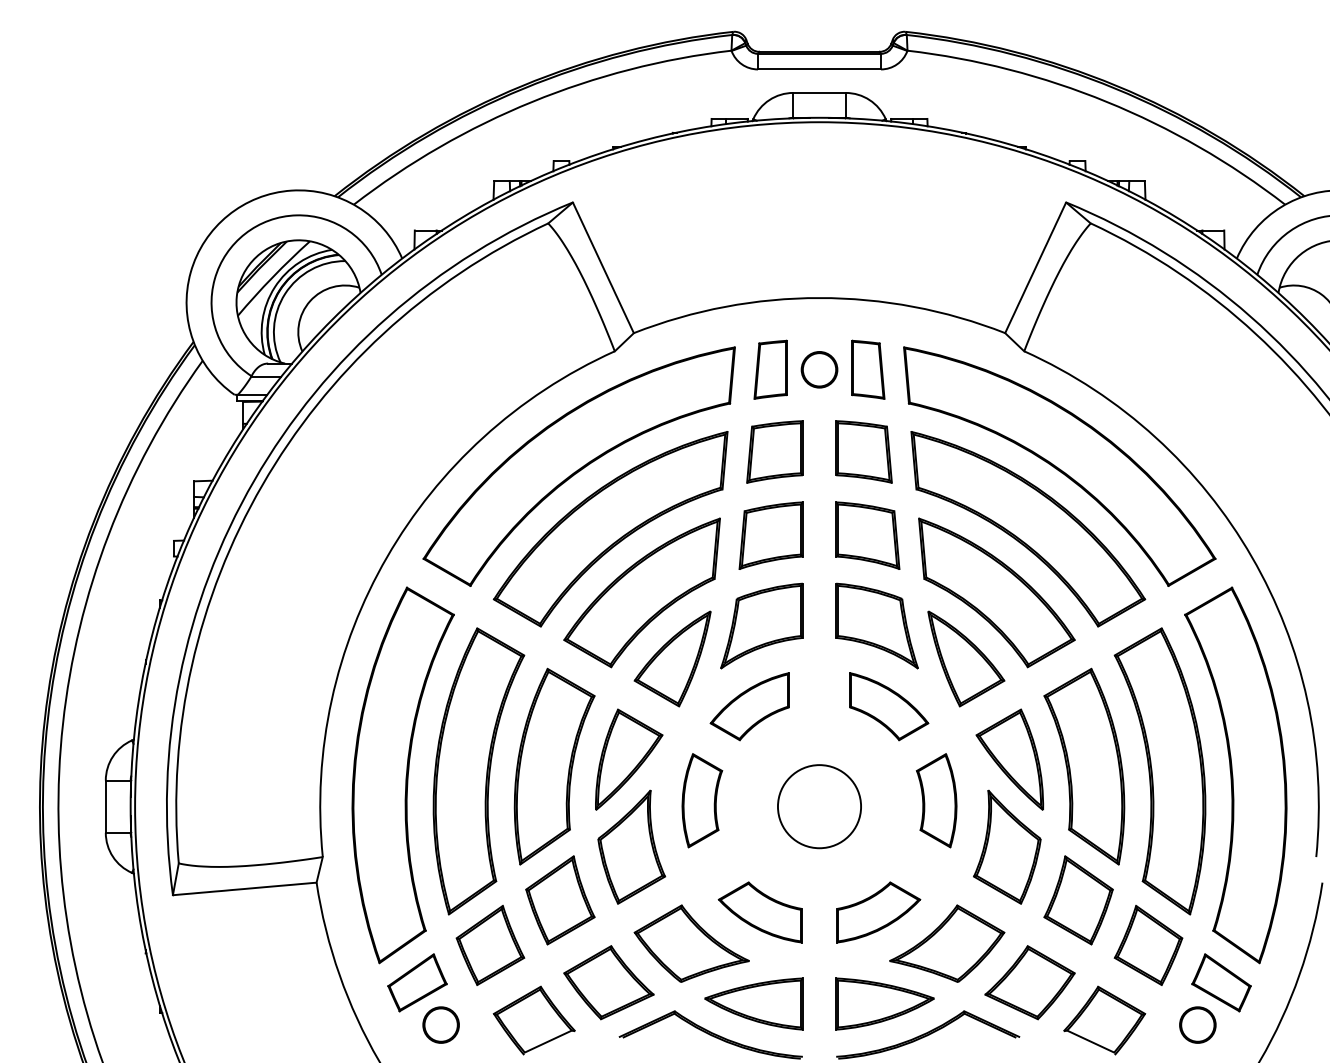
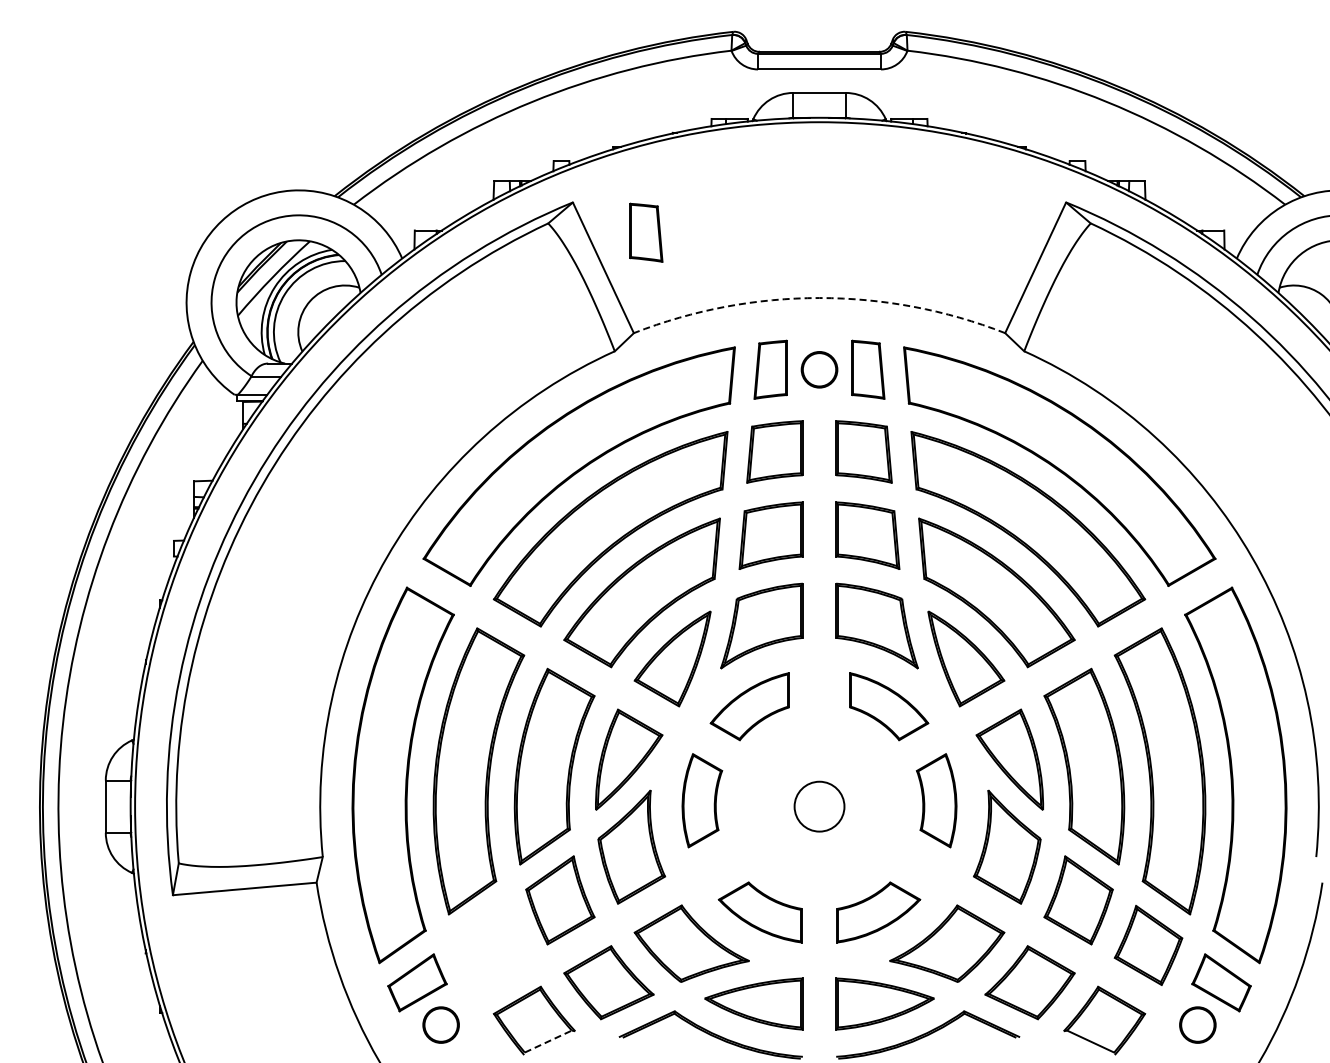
part: none -> present (646, 232)
arc: solid -> dashed (819, 298)
circle diameter: 83 px -> 50 px (819, 806)
part: present -> none (490, 945)
line: solid -> dashed (548, 1041)
